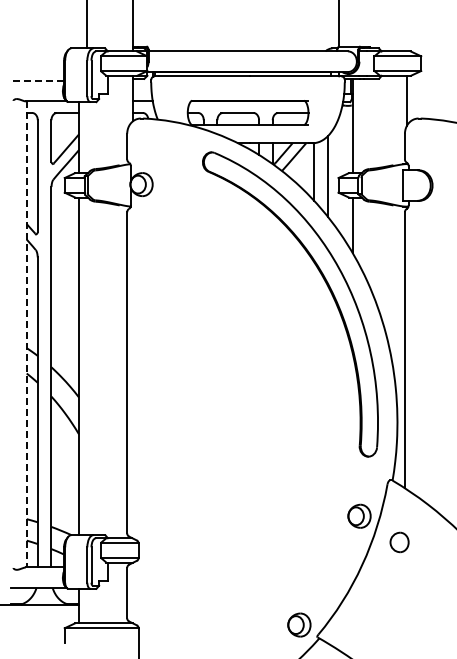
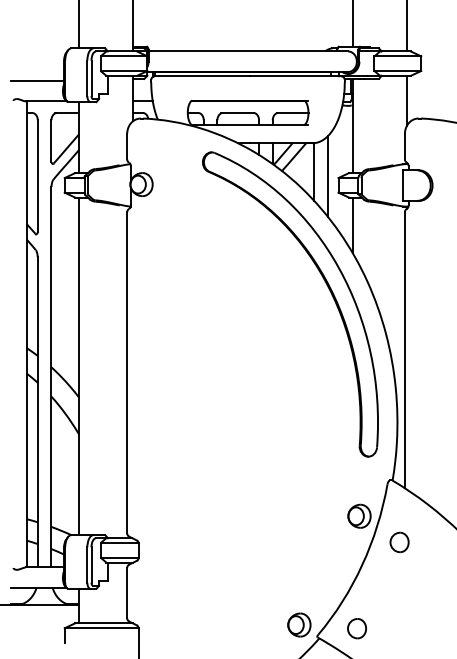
line position: (338, 24) -> (352, 24) (352, 24)
line position: (87, 25) -> (79, 25) (79, 25)
line: none -> present (406, 26)
line: dashed -> solid (37, 80)
line: dashed -> solid (26, 334)
part: none -> present (356, 628)
